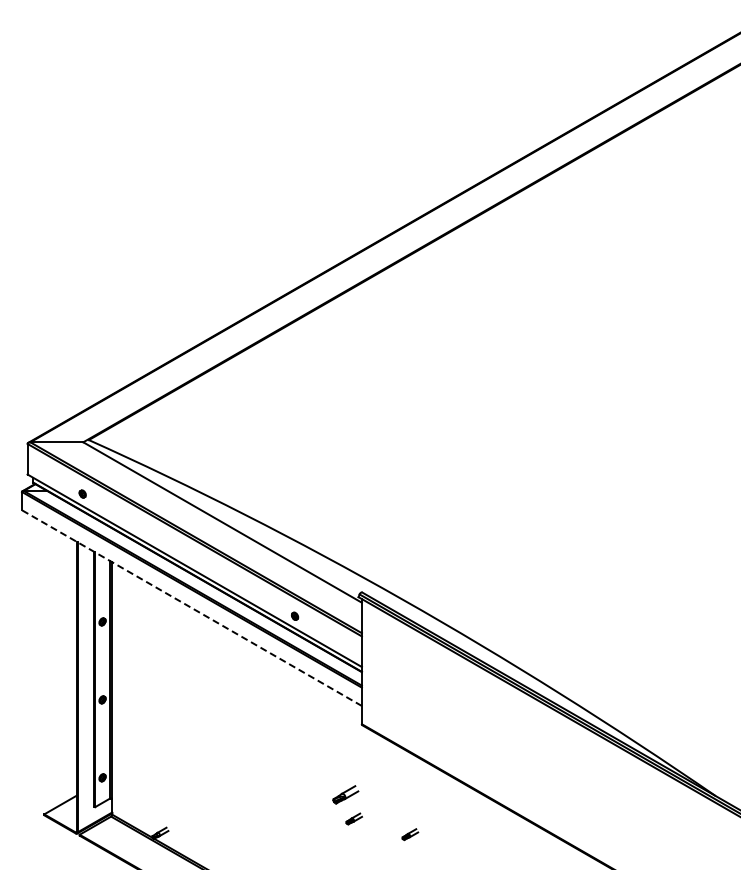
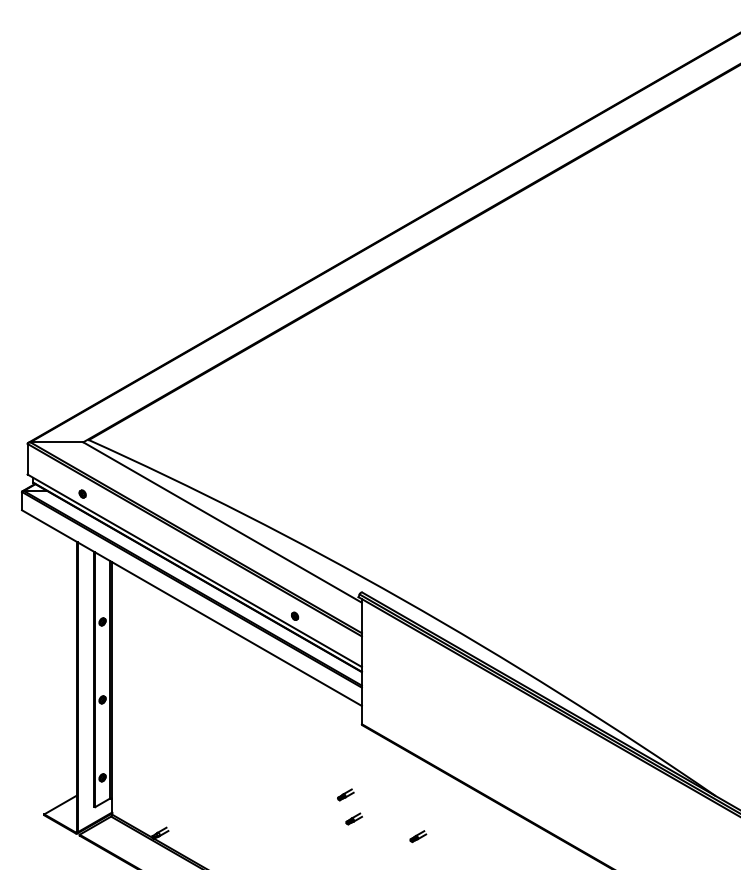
line: dashed -> solid (191, 607)
part size: 28x20 px -> 18x14 px (345, 794)
part position: (410, 834) -> (418, 836) (418, 836)
